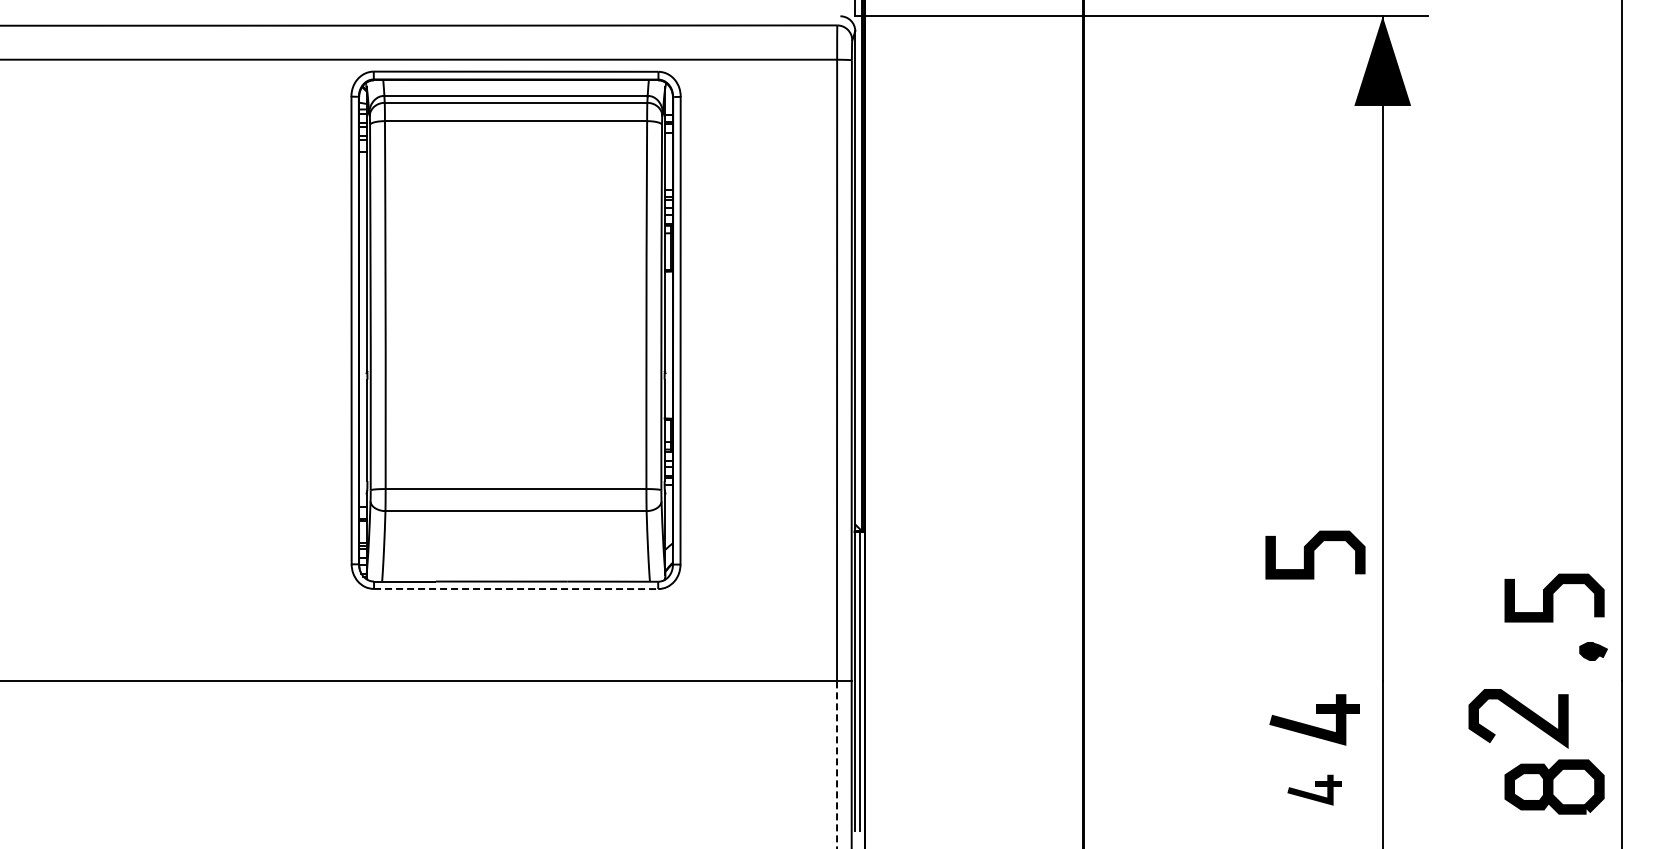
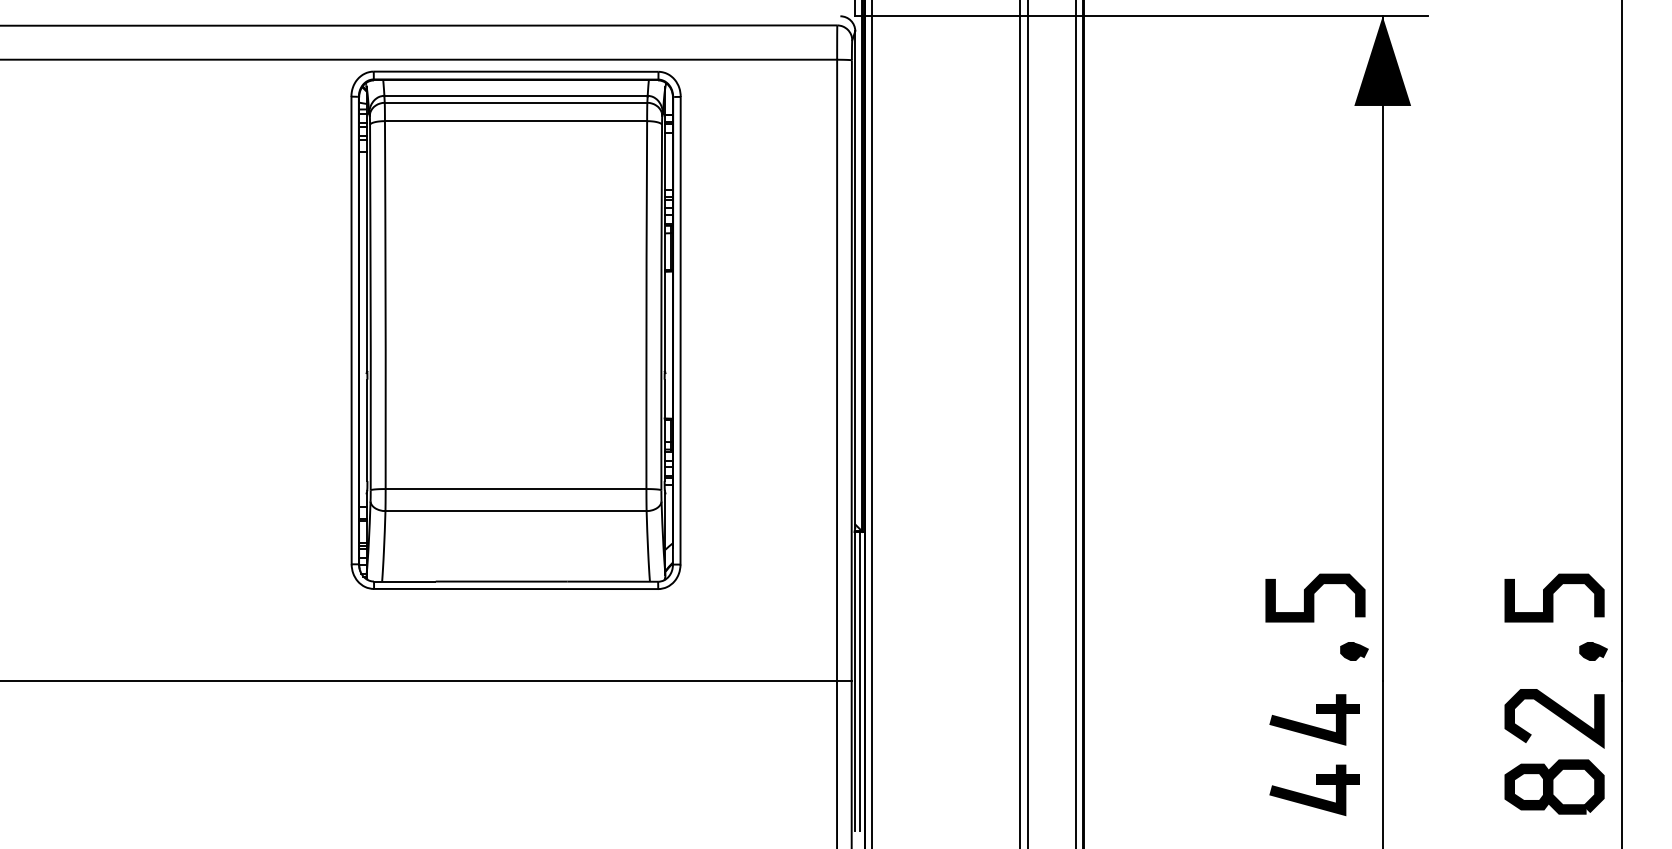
line: none -> present (872, 423)
line: none -> present (1020, 423)
line: none -> present (1027, 423)
line: none -> present (1075, 423)
curve position: (1314, 554) -> (1314, 597) (1314, 597)
line: dashed -> solid (516, 589)
part: none -> present (1354, 651)
curve position: (1520, 715) -> (1556, 715) (1556, 715)
line: dashed -> solid (837, 765)
part size: 55x32 px -> 91x52 px (1314, 789)
